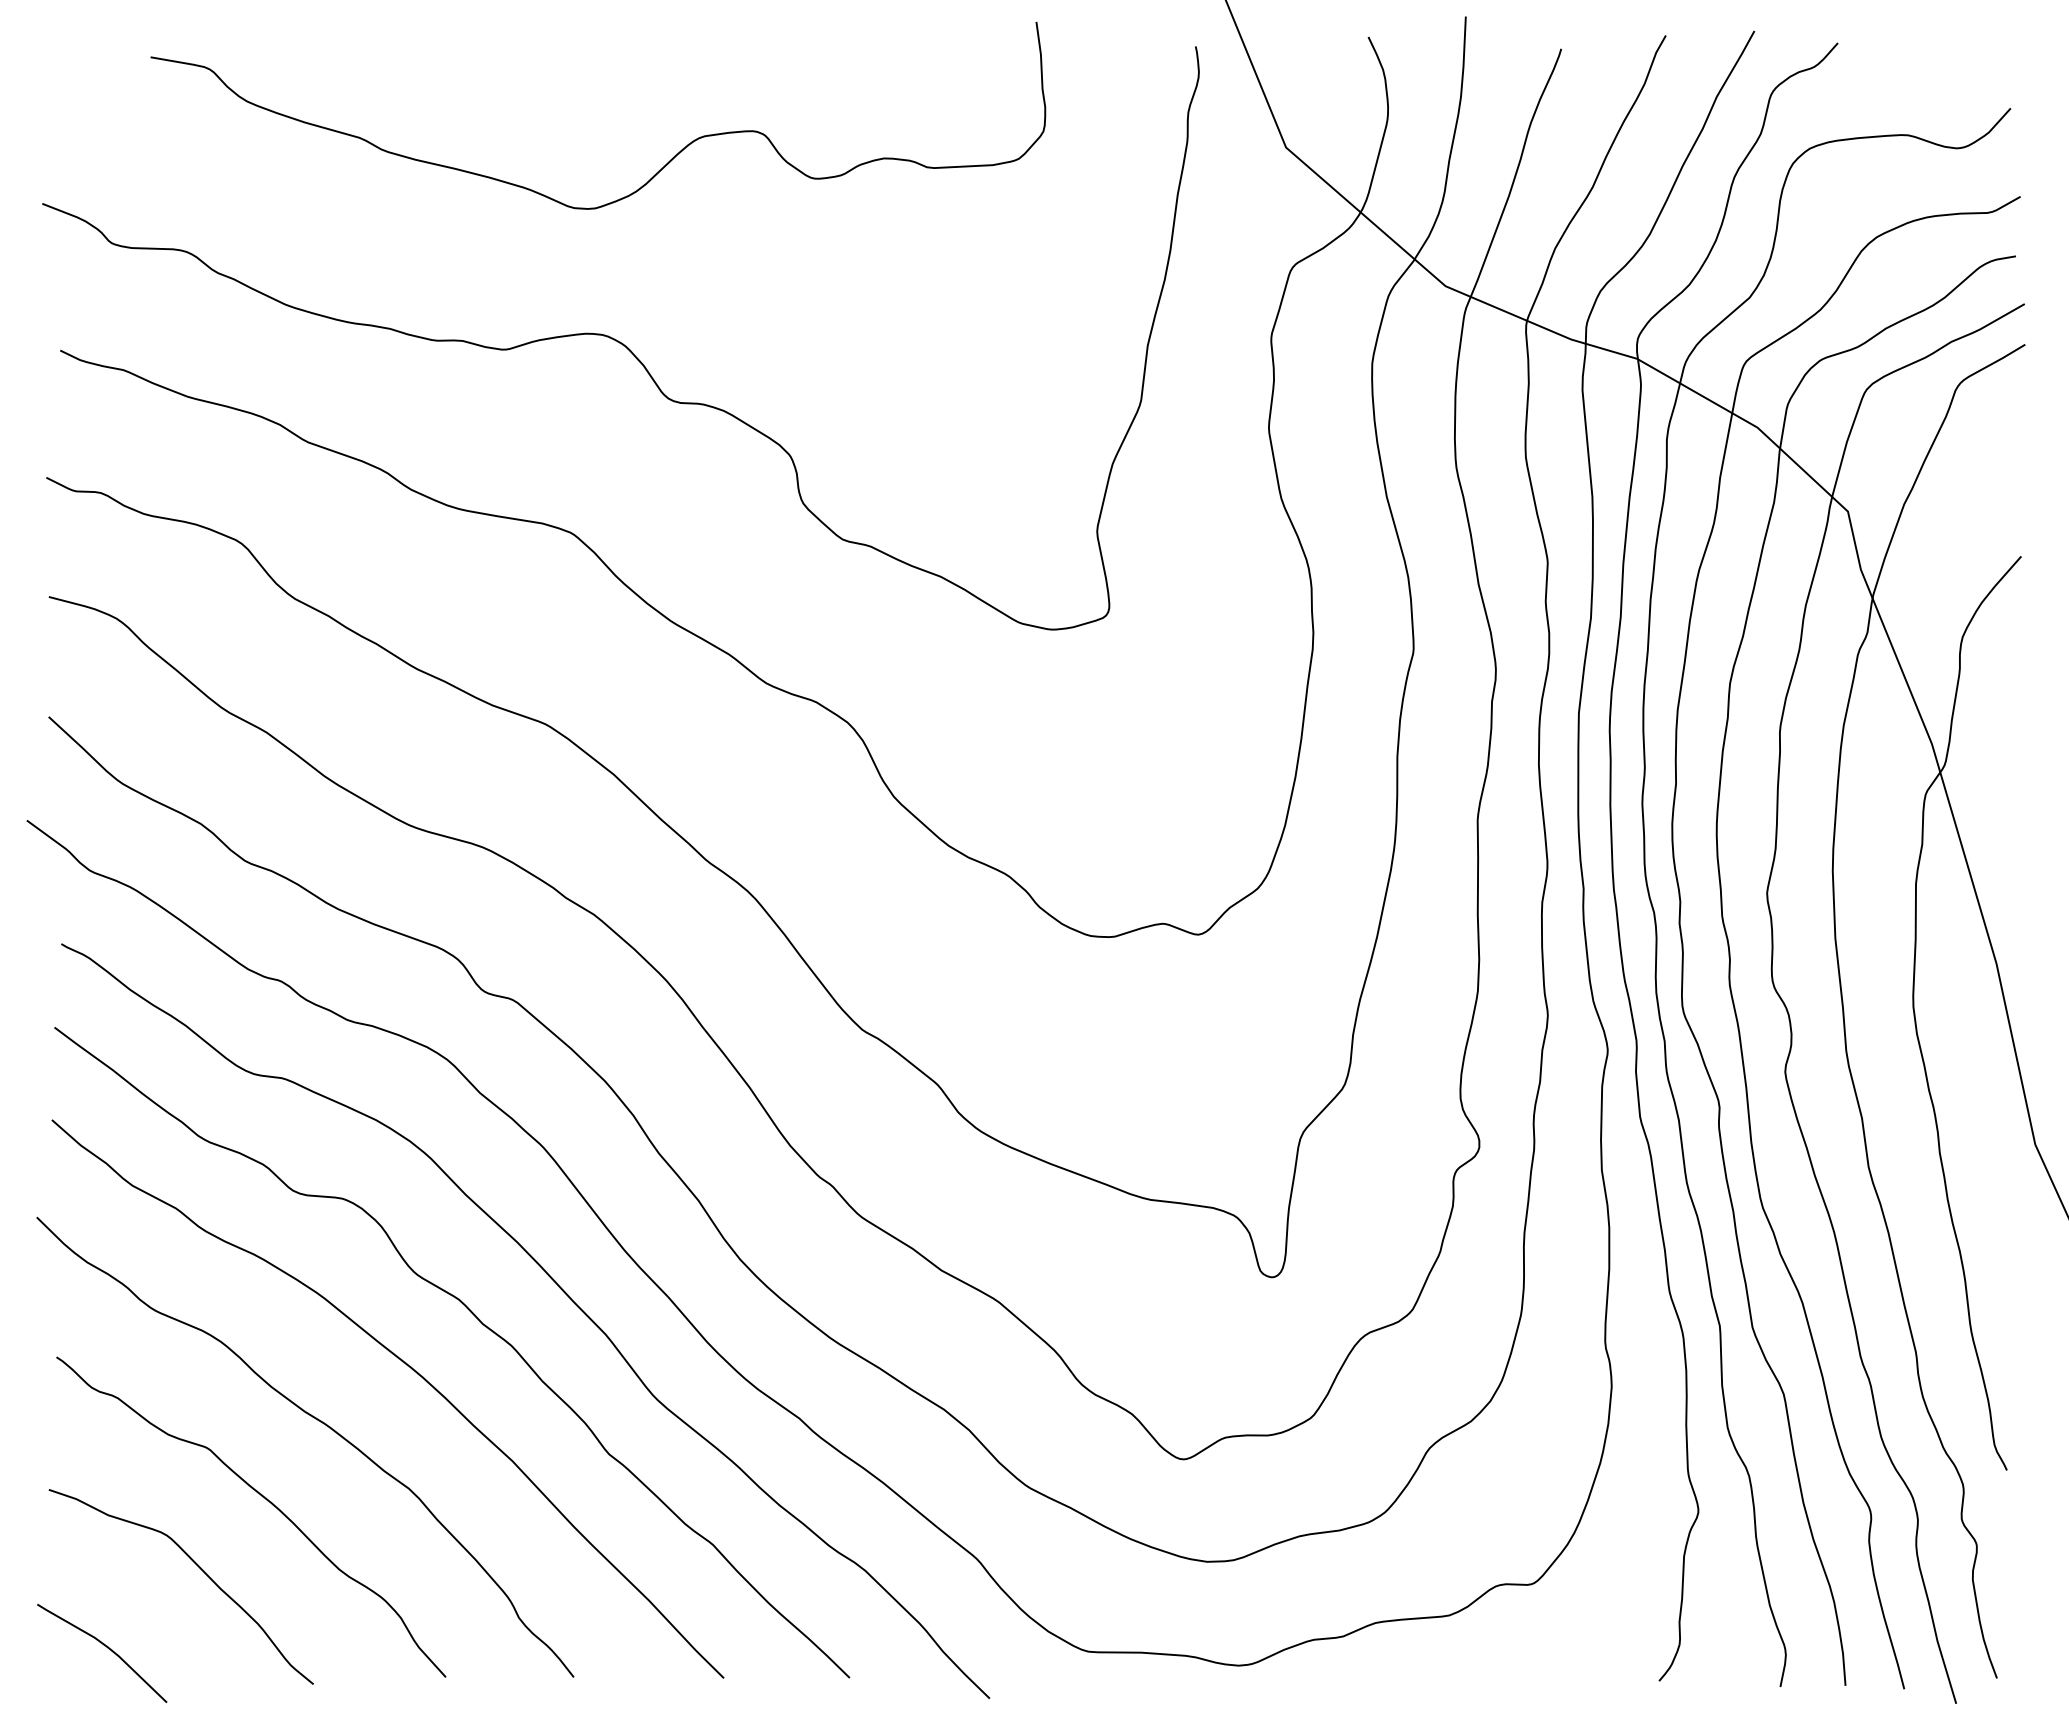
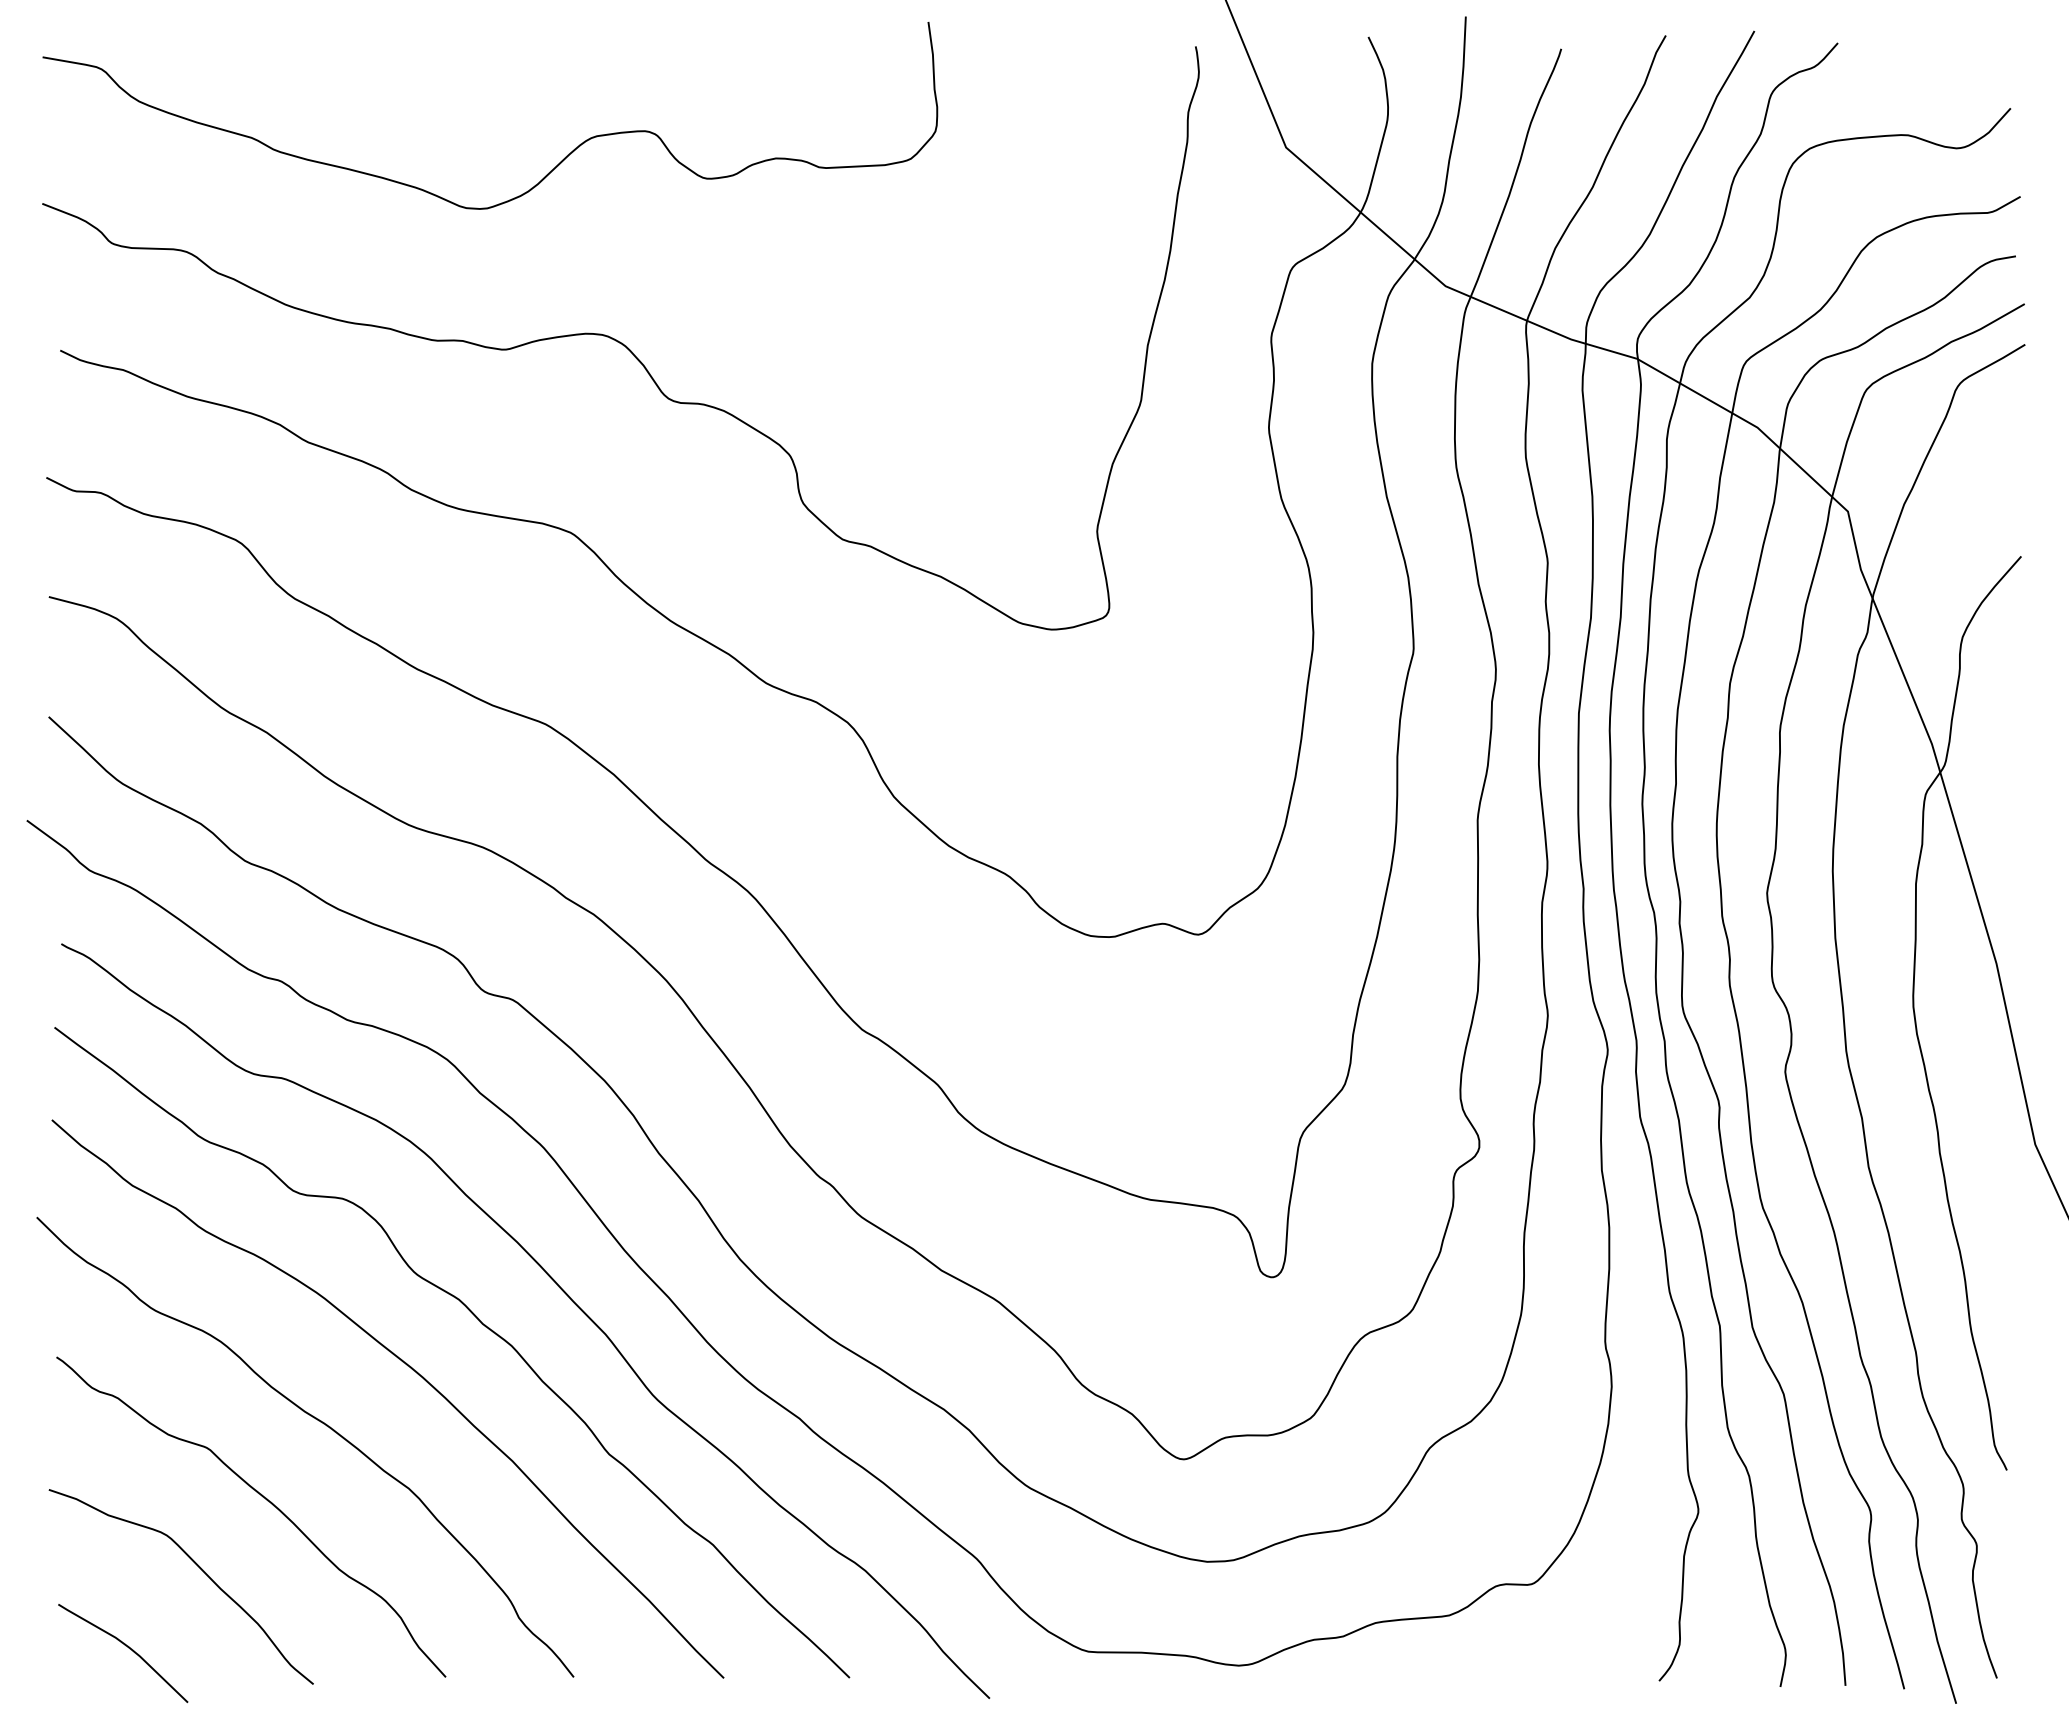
curve position: (656, 172) -> (548, 172) (548, 172)
curve position: (107, 1648) -> (128, 1648) (128, 1648)
